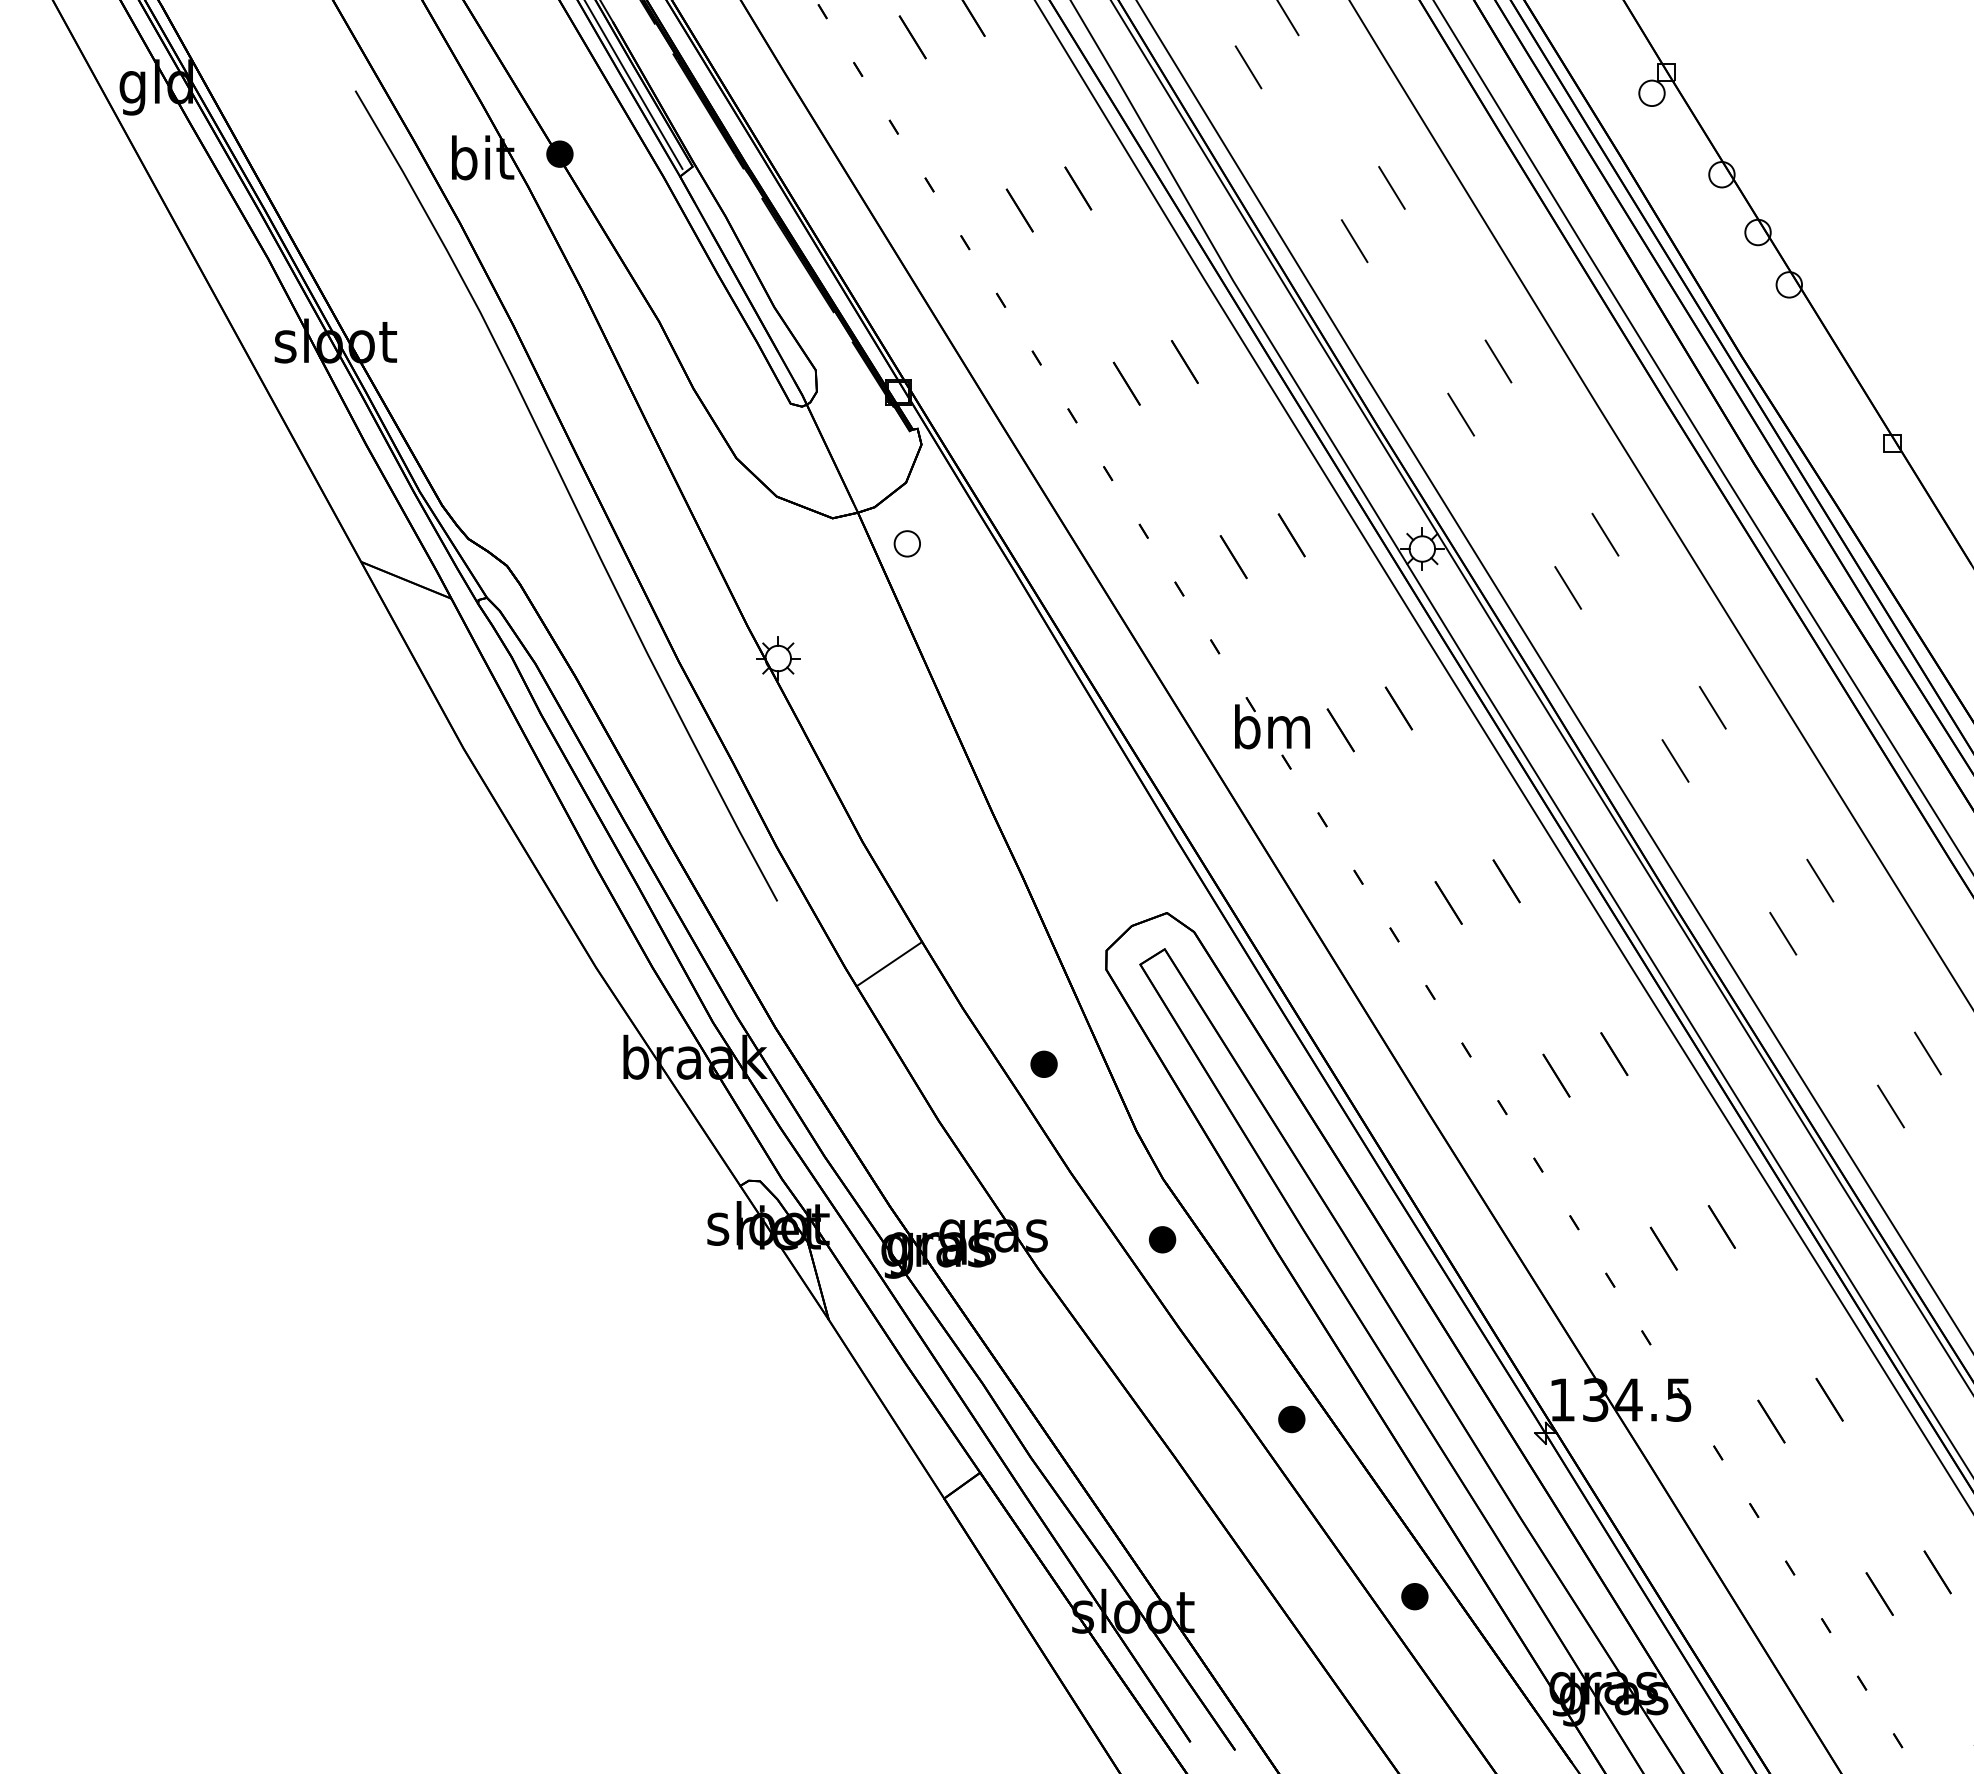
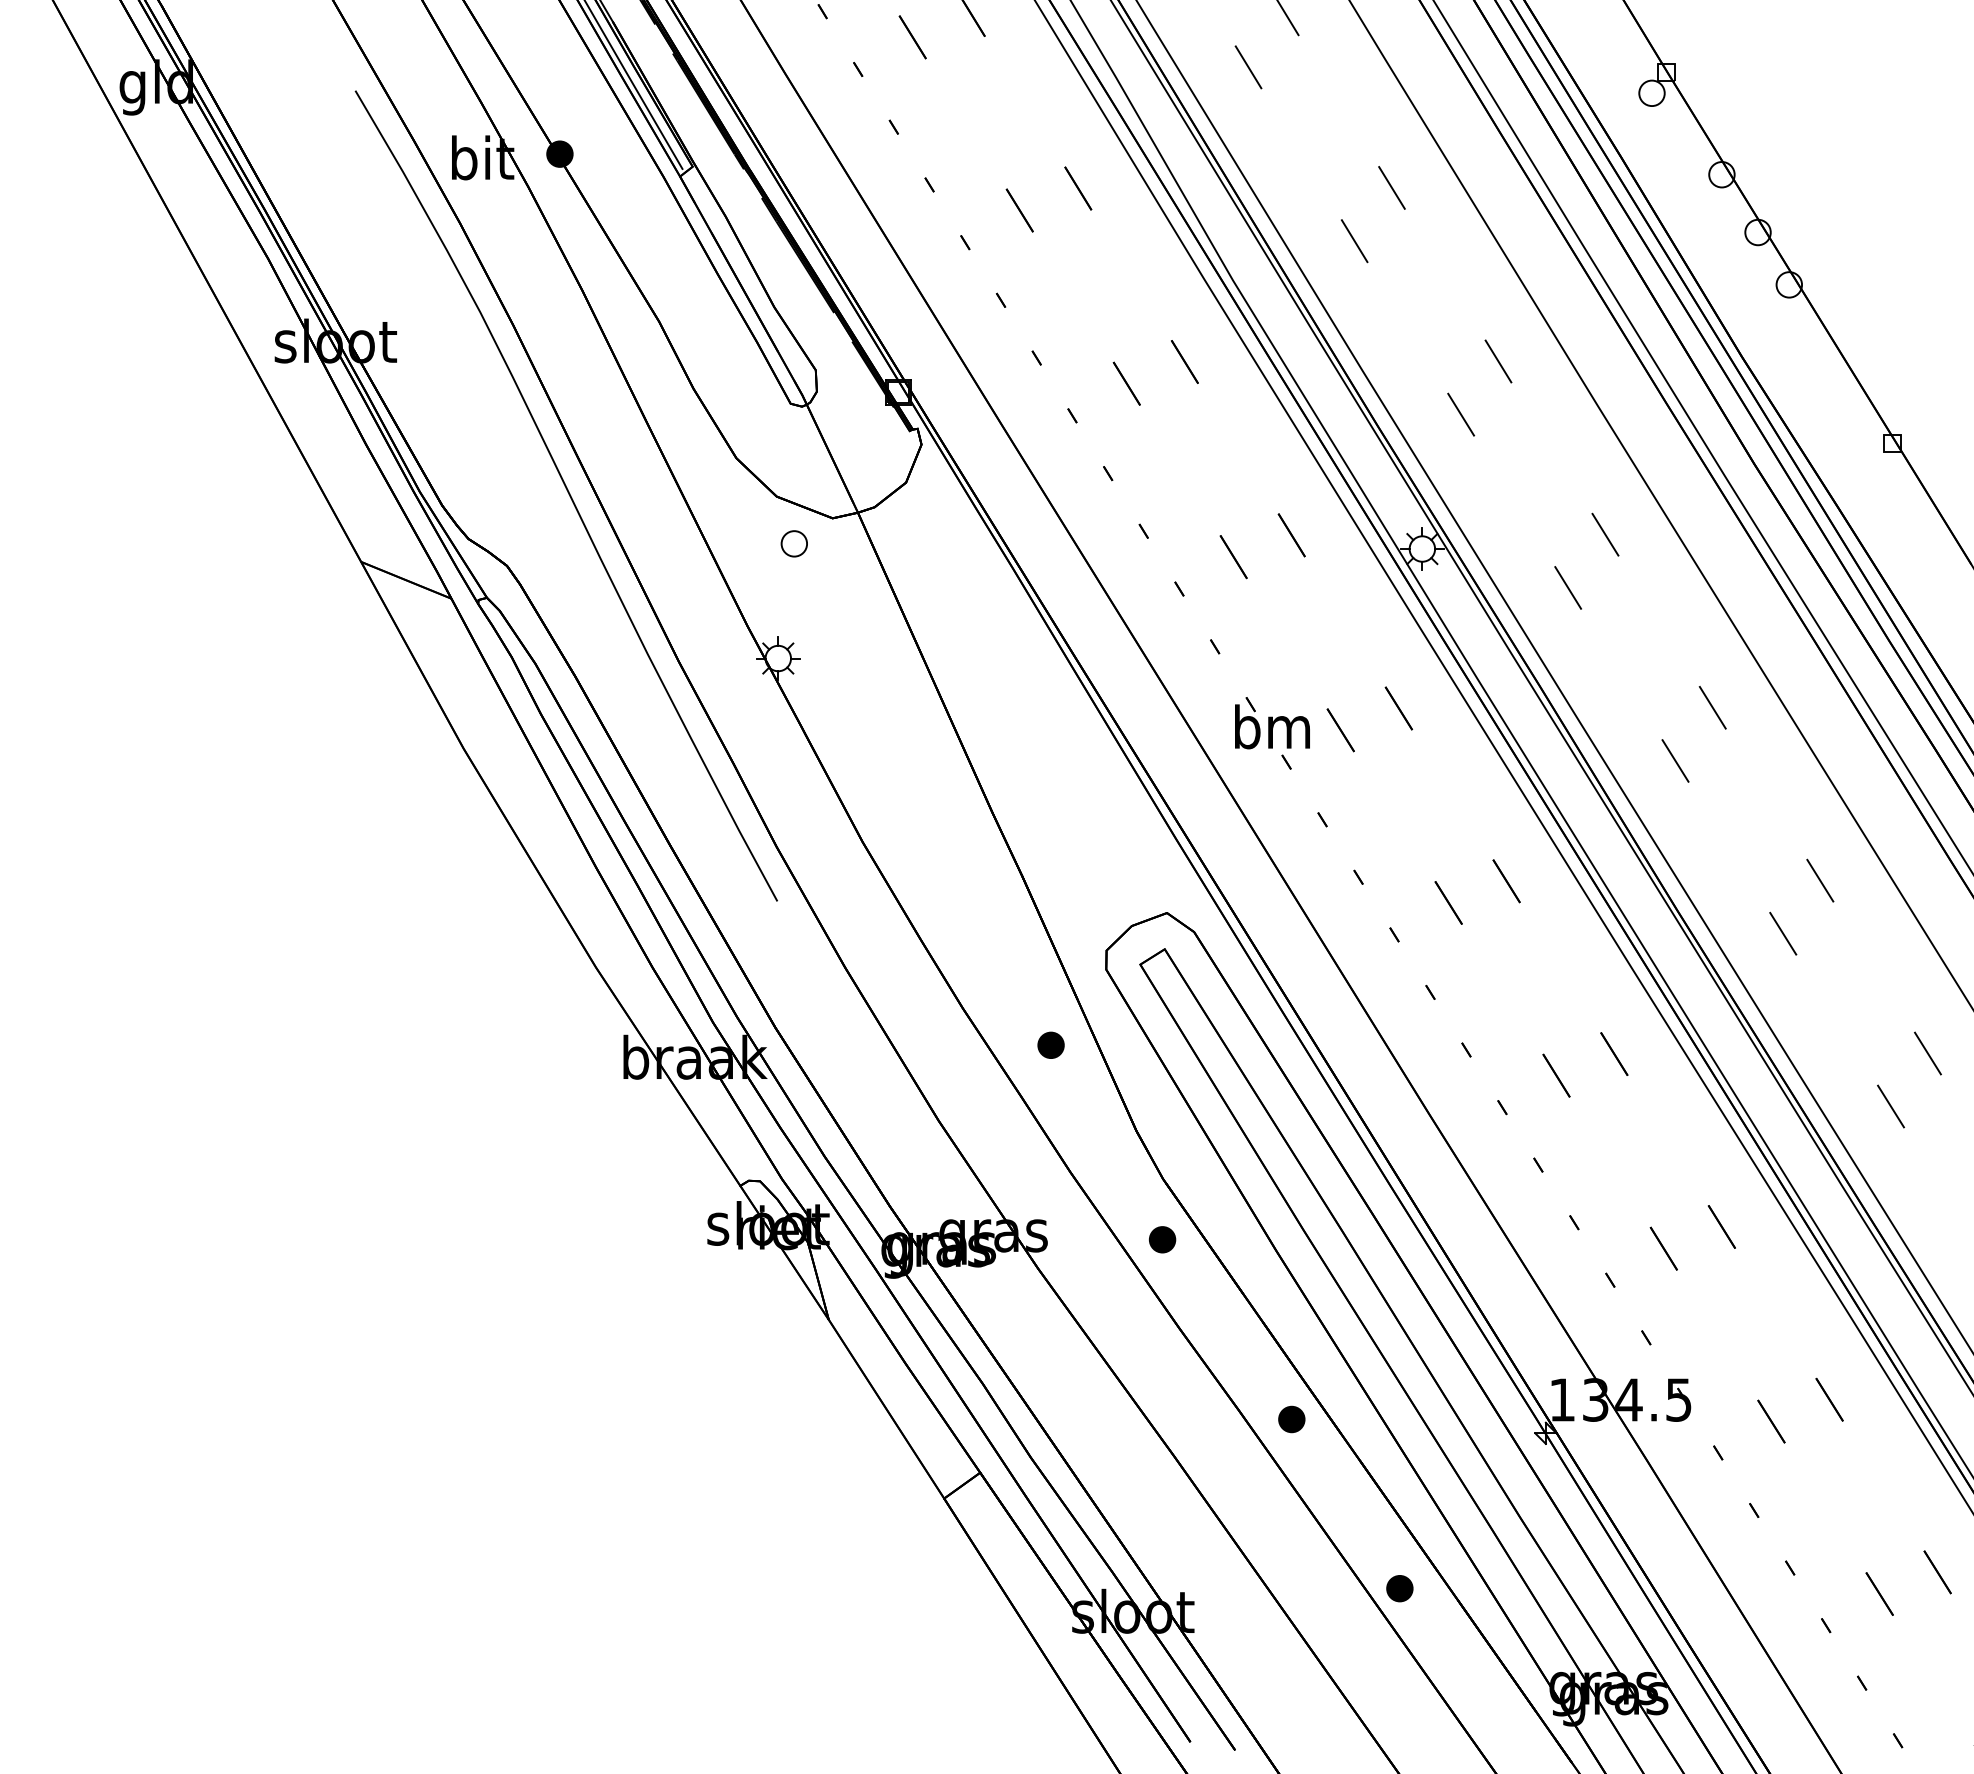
part position: (906, 543) -> (793, 543) (793, 543)
line: present -> none (889, 964)
part position: (1043, 1063) -> (1050, 1044) (1050, 1044)
part position: (1414, 1596) -> (1399, 1588) (1399, 1588)
